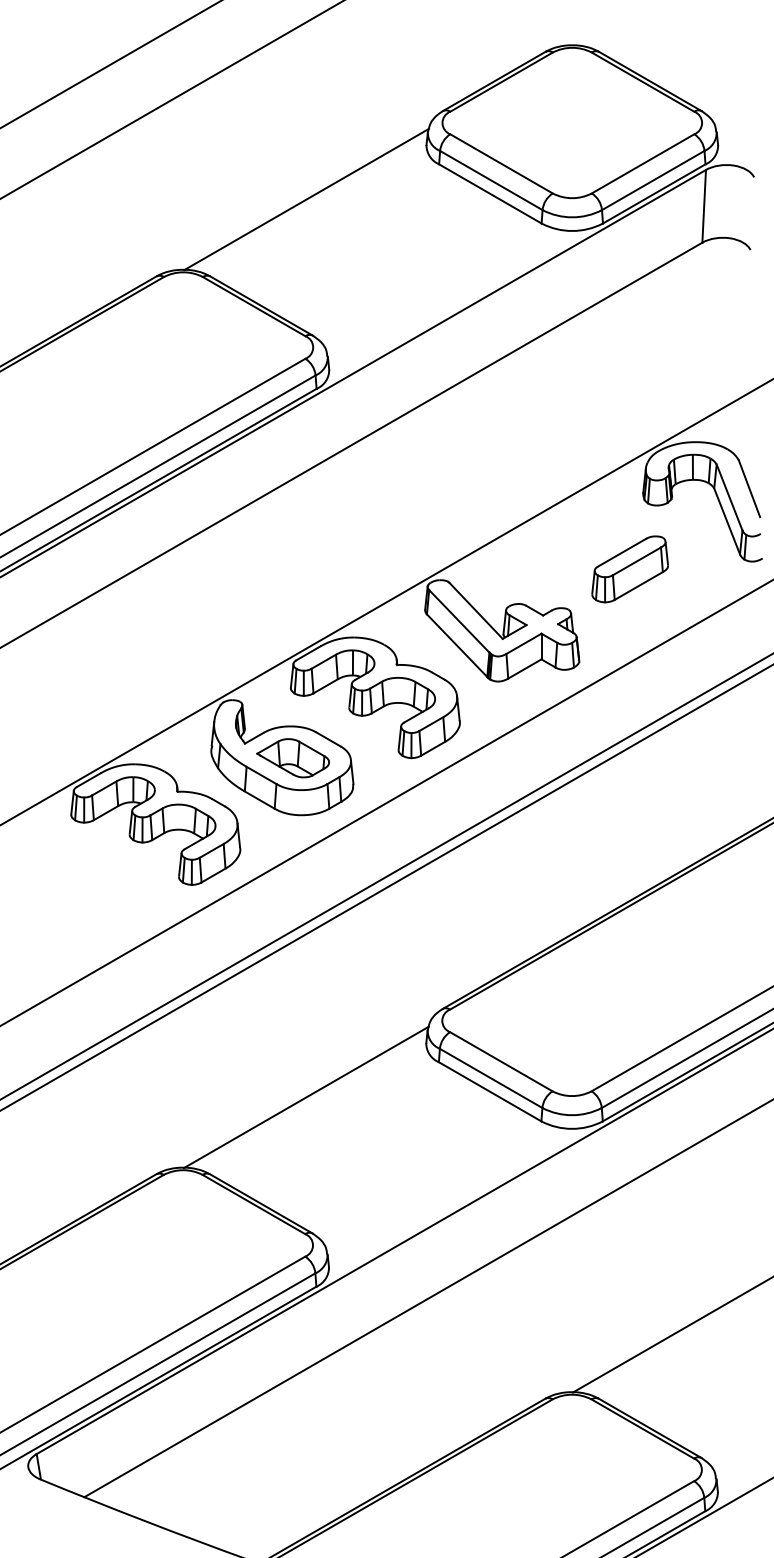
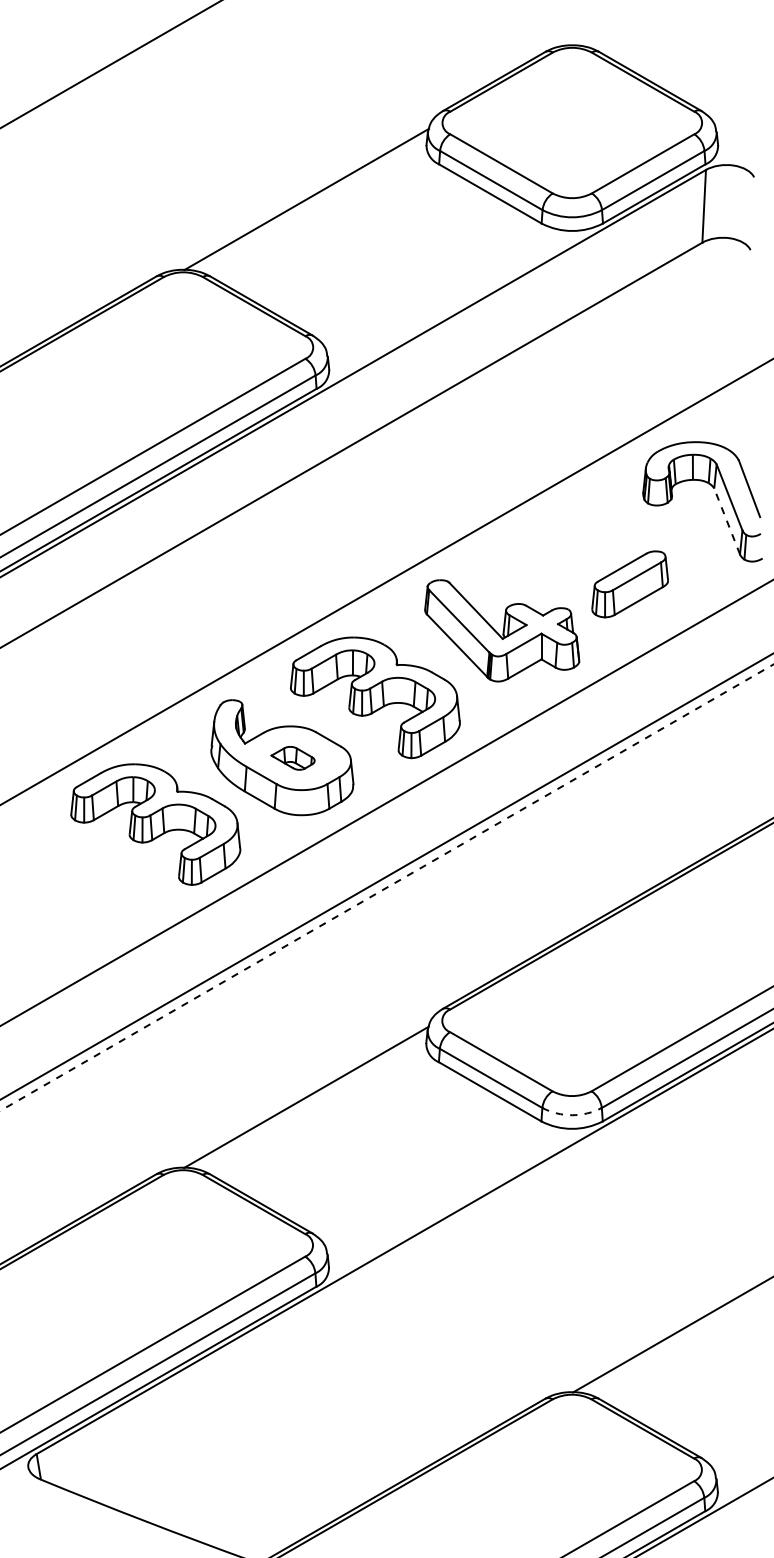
line: present -> none (171, 99)
line: solid -> dashed (726, 521)
part position: (629, 569) -> (629, 584) (629, 584)
line position: (386, 601) -> (386, 581) (386, 581)
part size: 74x41 px -> 46x25 px (292, 758)
line: solid -> dashed (386, 887)
arc: solid -> dashed (572, 1115)
line: present -> none (427, 1299)
